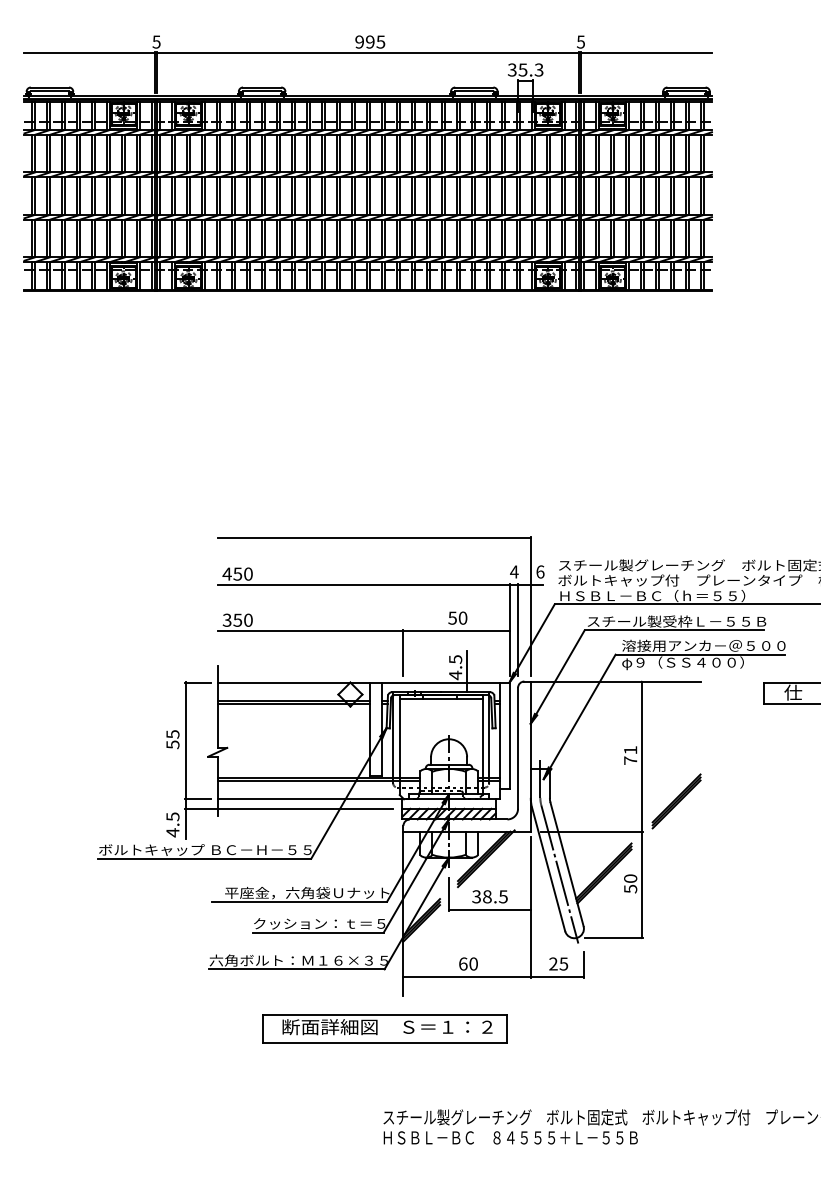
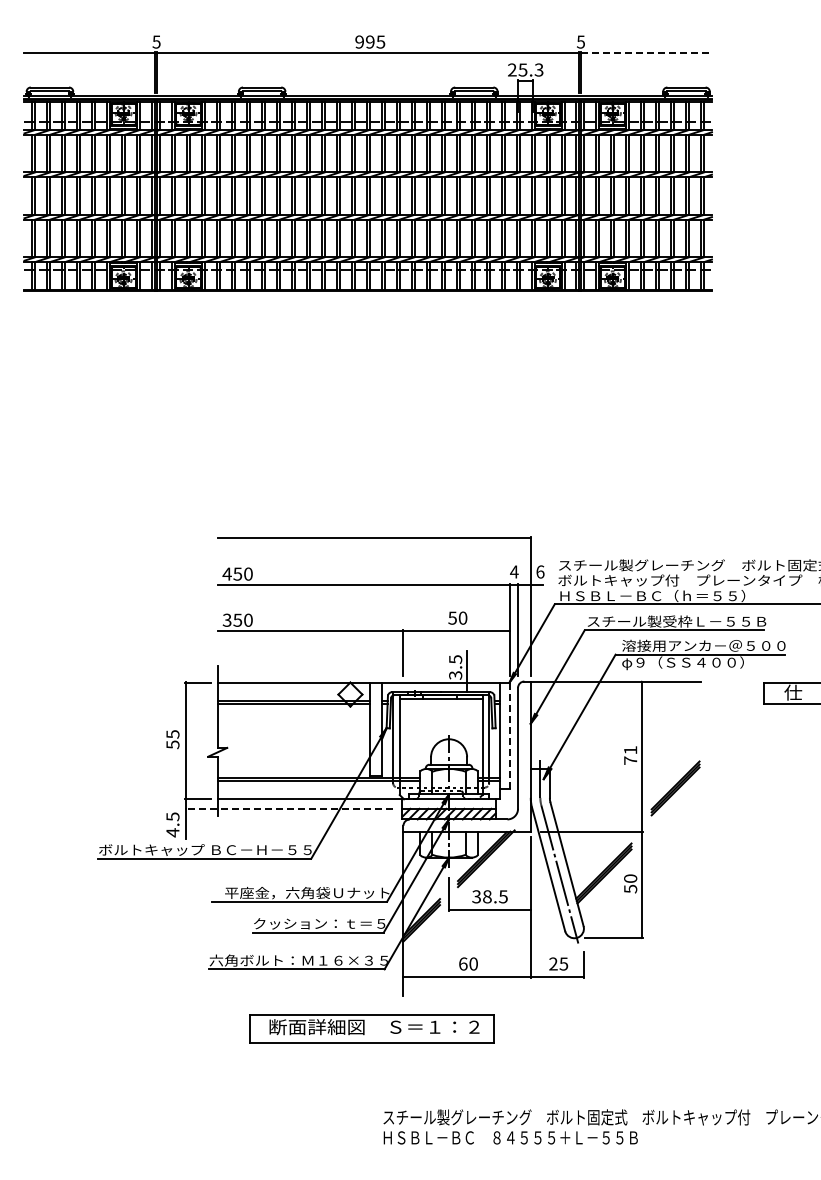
line: solid -> dashed (647, 53)
text: 35.3 -> 25.3 (511, 70)
text: 4.5 -> 3.5 (455, 675)
line: solid -> dashed (509, 736)
part position: (676, 801) -> (675, 788) (675, 788)
line: solid -> dashed (288, 808)
part position: (384, 1028) -> (371, 1028) (371, 1028)
